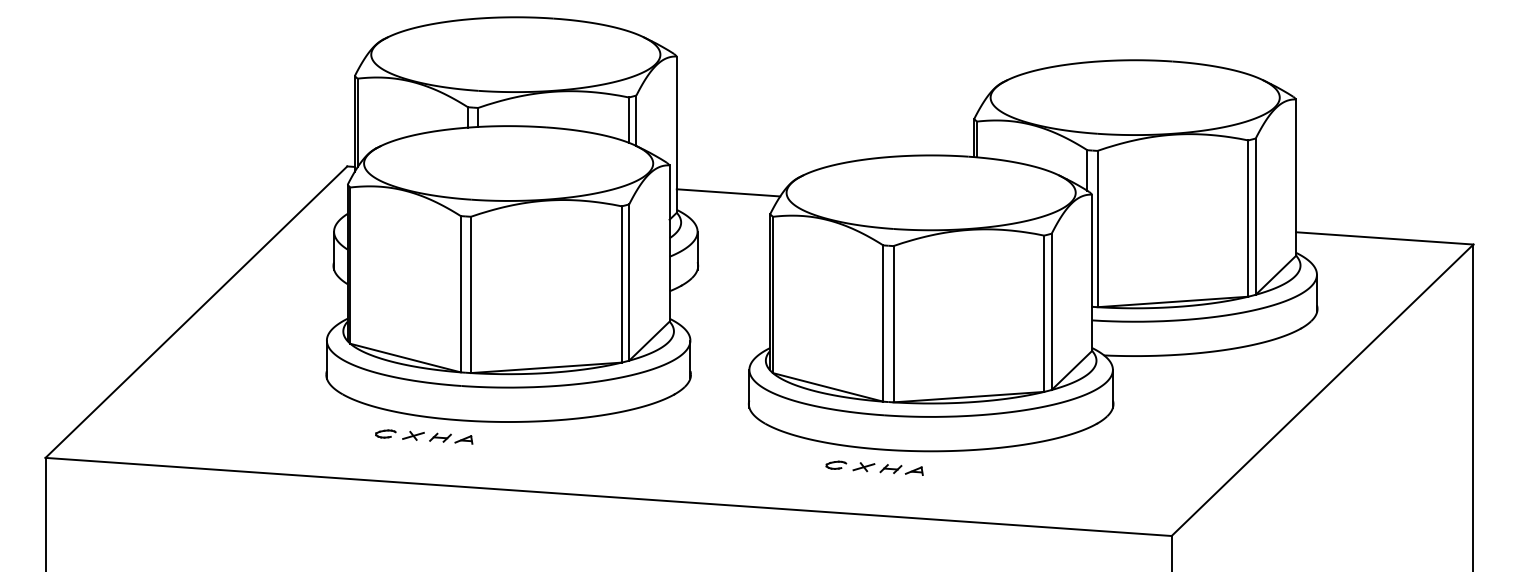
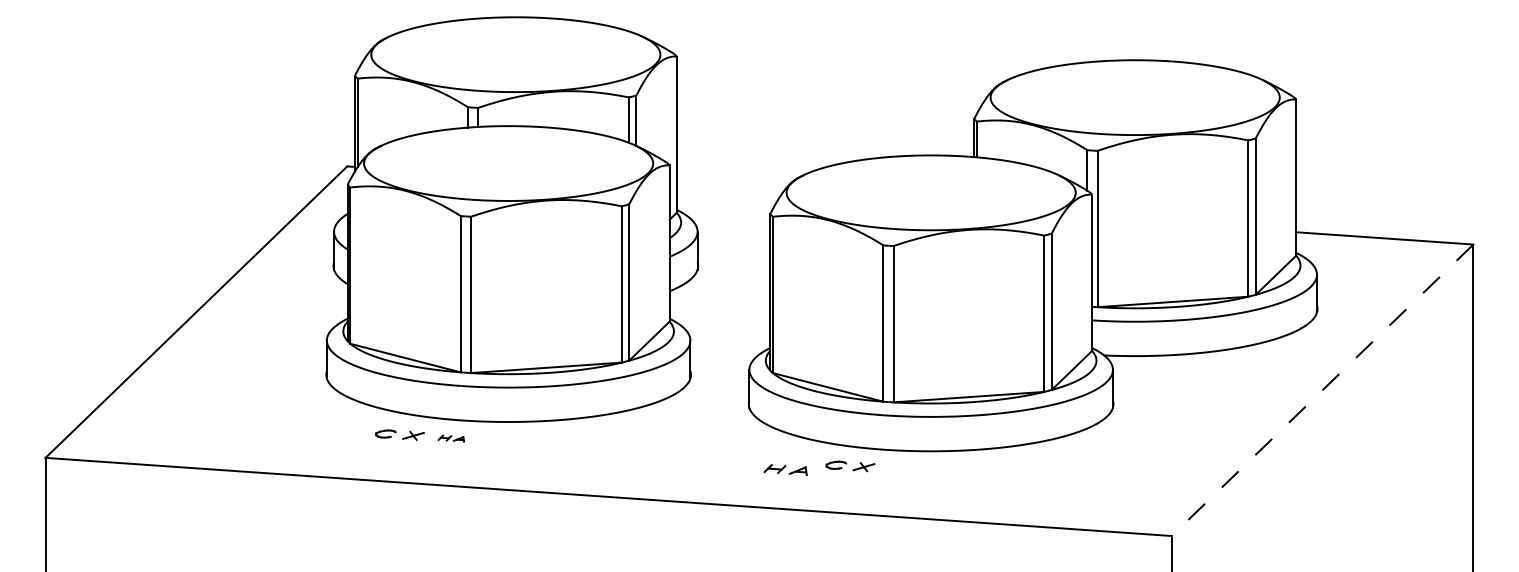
line: present -> none (728, 192)
line: solid -> dashed (1322, 390)
part size: 45x13 px -> 28x9 px (450, 438)
part position: (901, 469) -> (785, 469) (785, 469)
